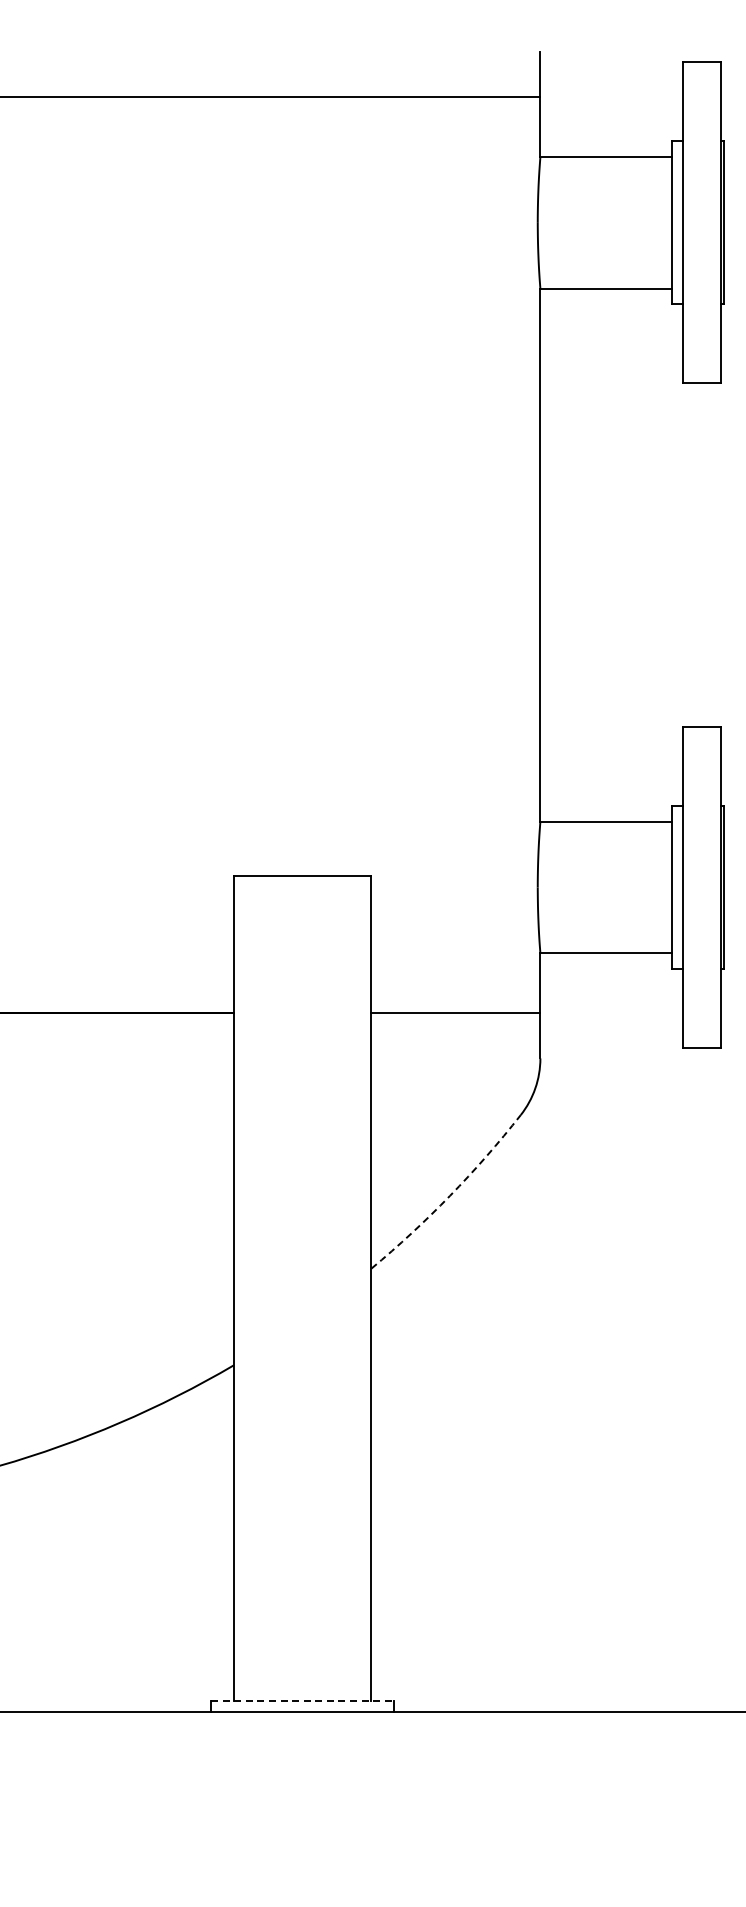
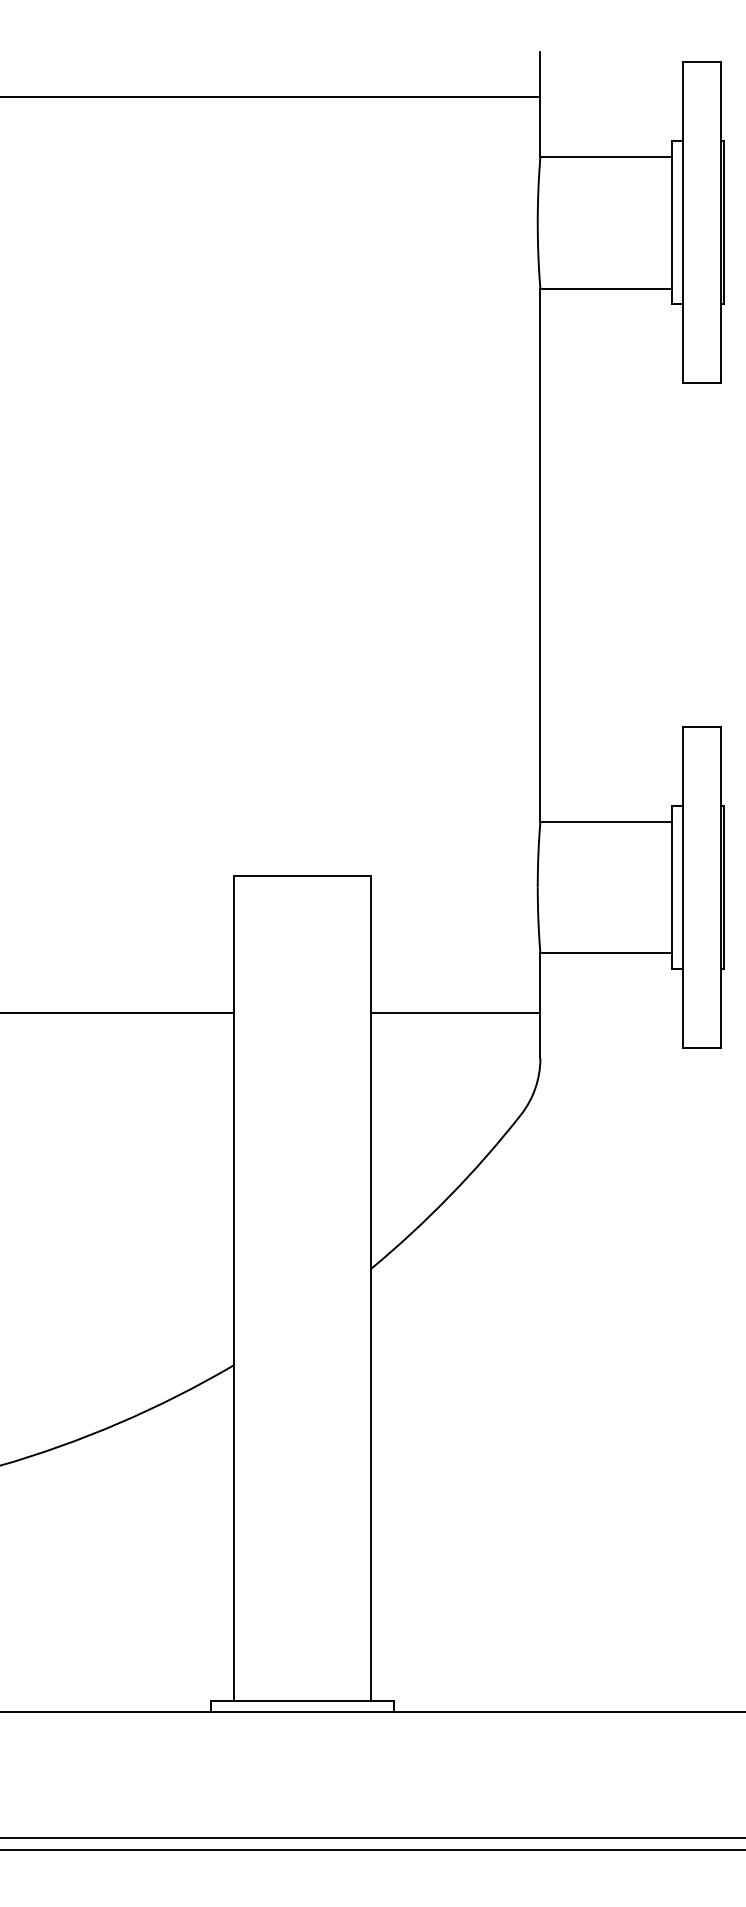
arc: dashed -> solid (450, 1195)
line: dashed -> solid (302, 1700)
line: none -> present (372, 1838)
line: none -> present (372, 1849)
